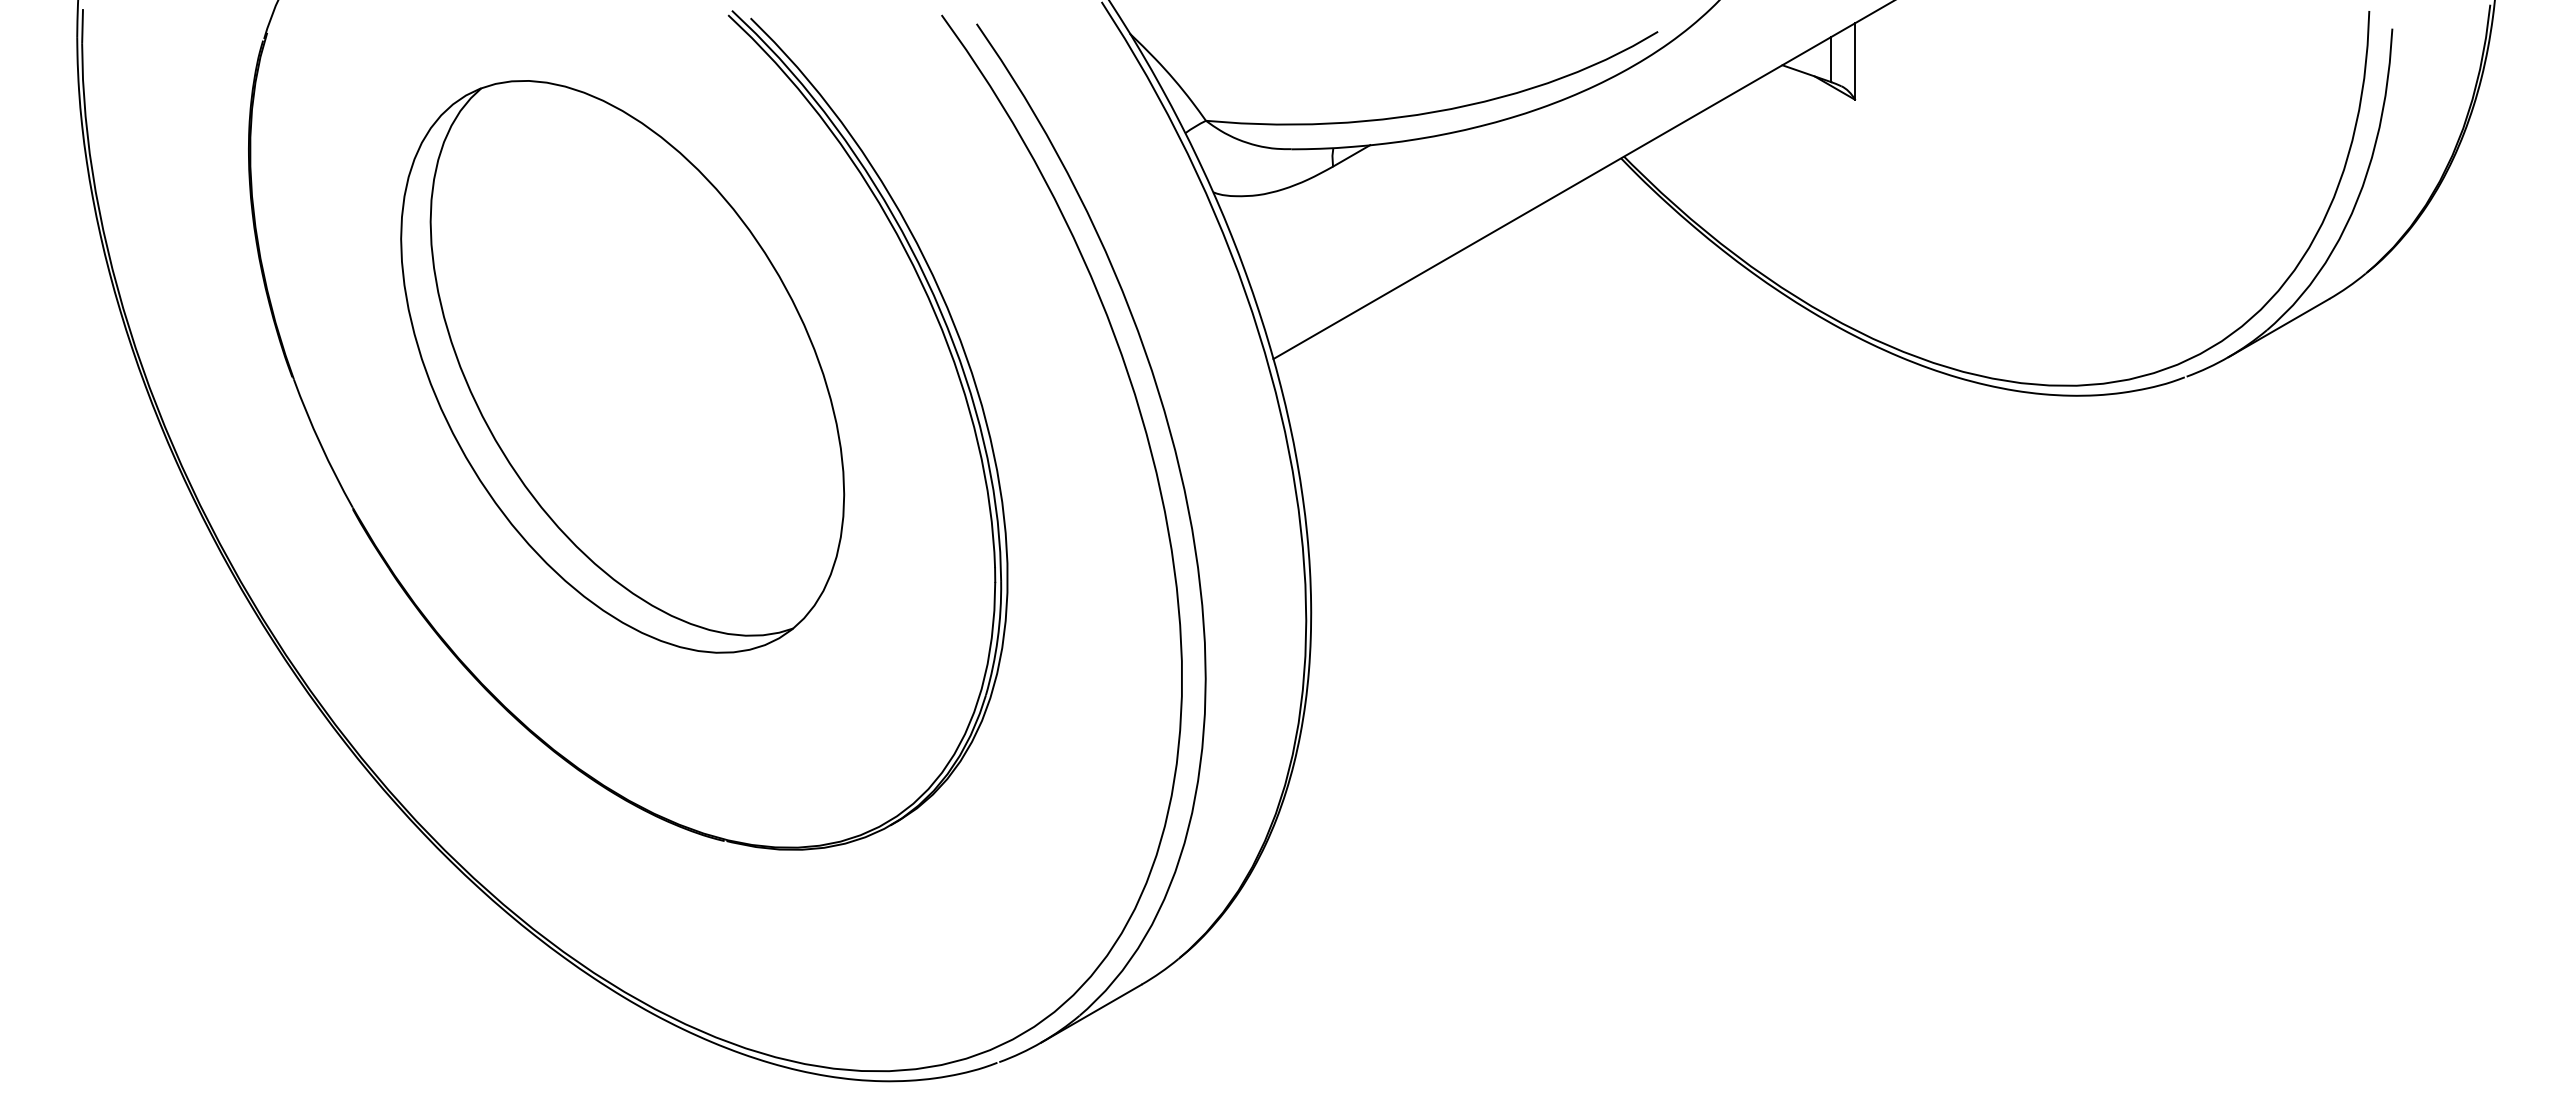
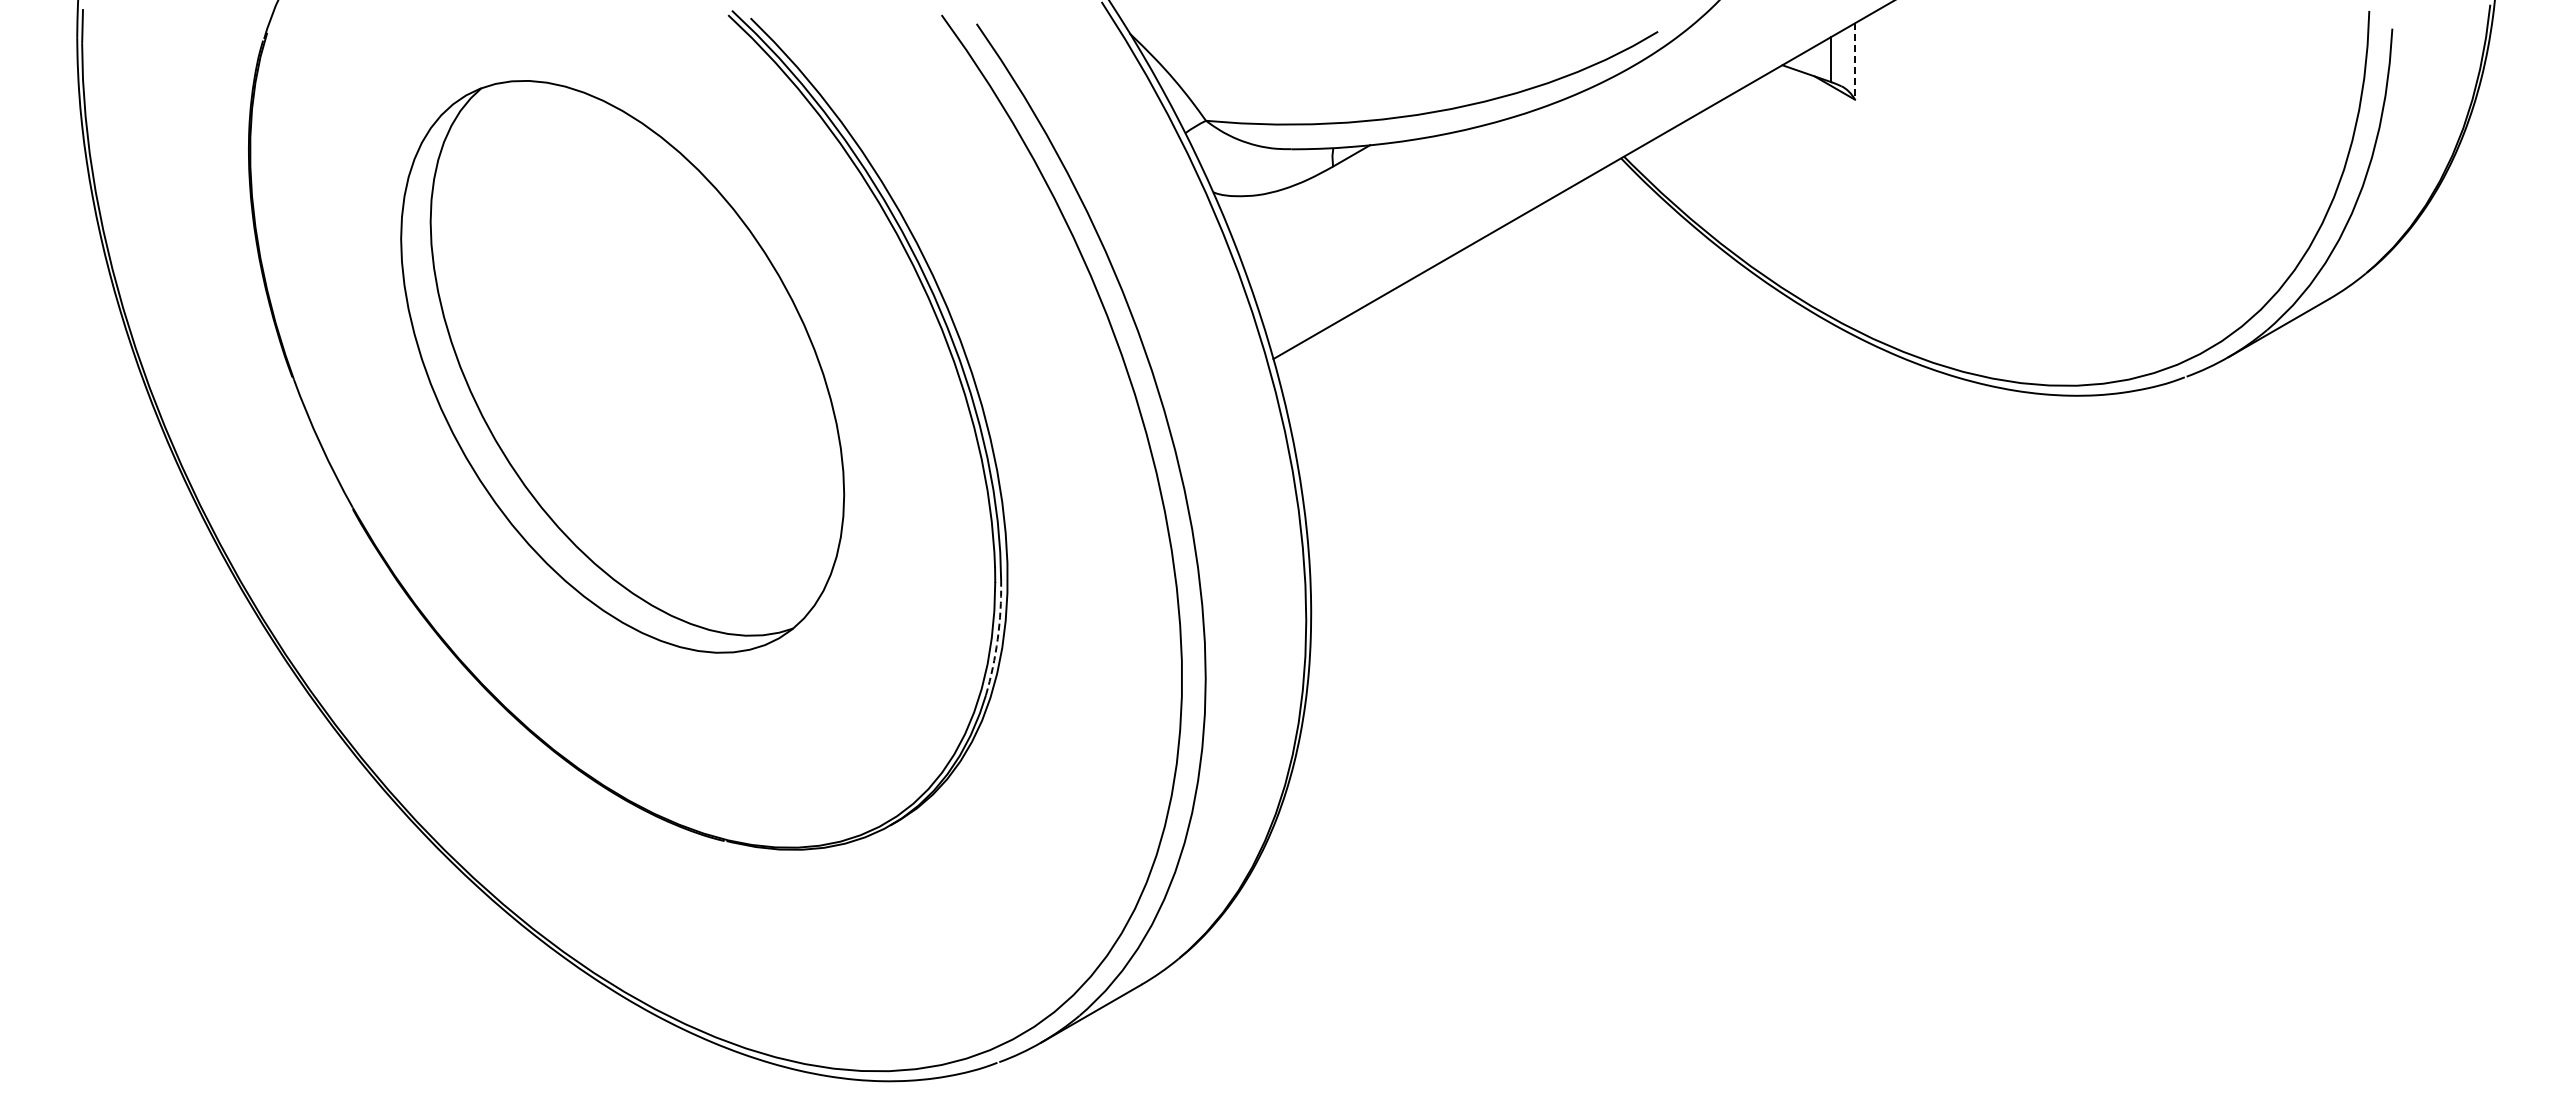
line: solid -> dashed (1855, 62)
arc: solid -> dashed (997, 639)
